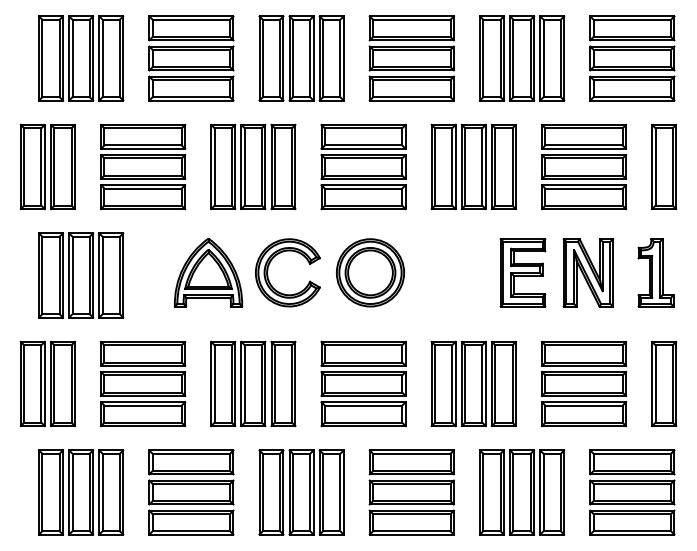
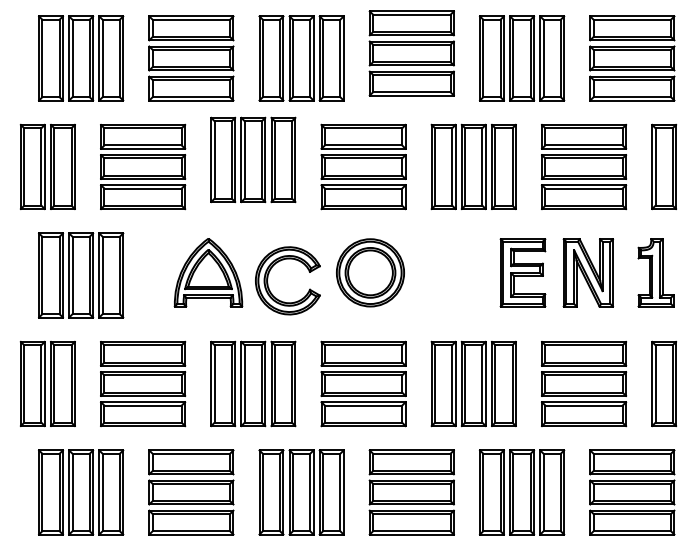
part position: (411, 58) -> (411, 53) (411, 53)
part position: (253, 166) -> (253, 159) (253, 159)
part position: (268, 270) -> (268, 278) (268, 278)
